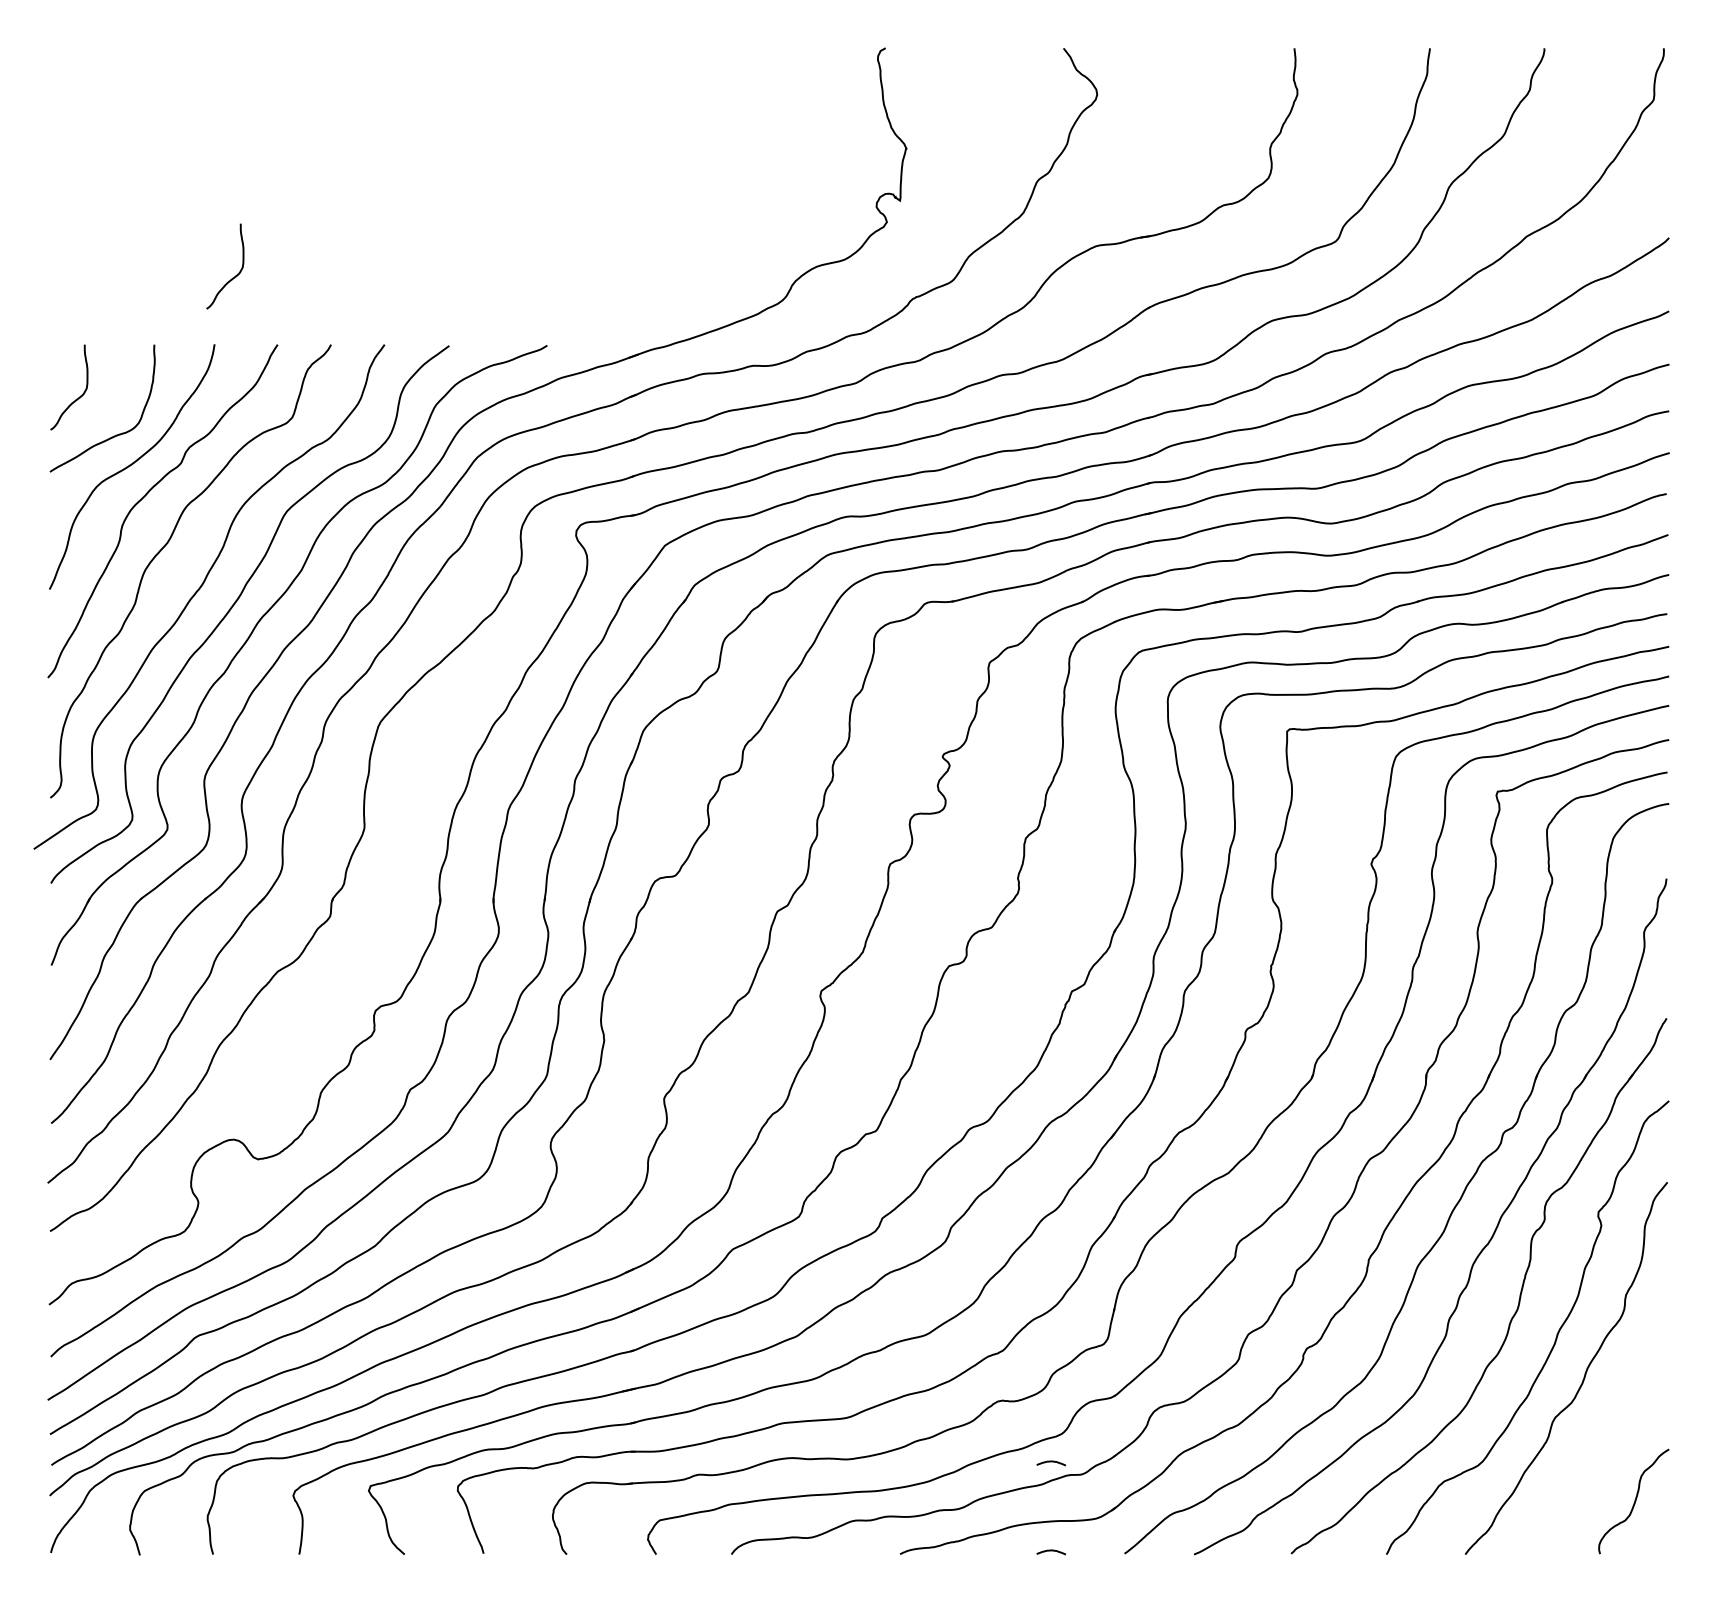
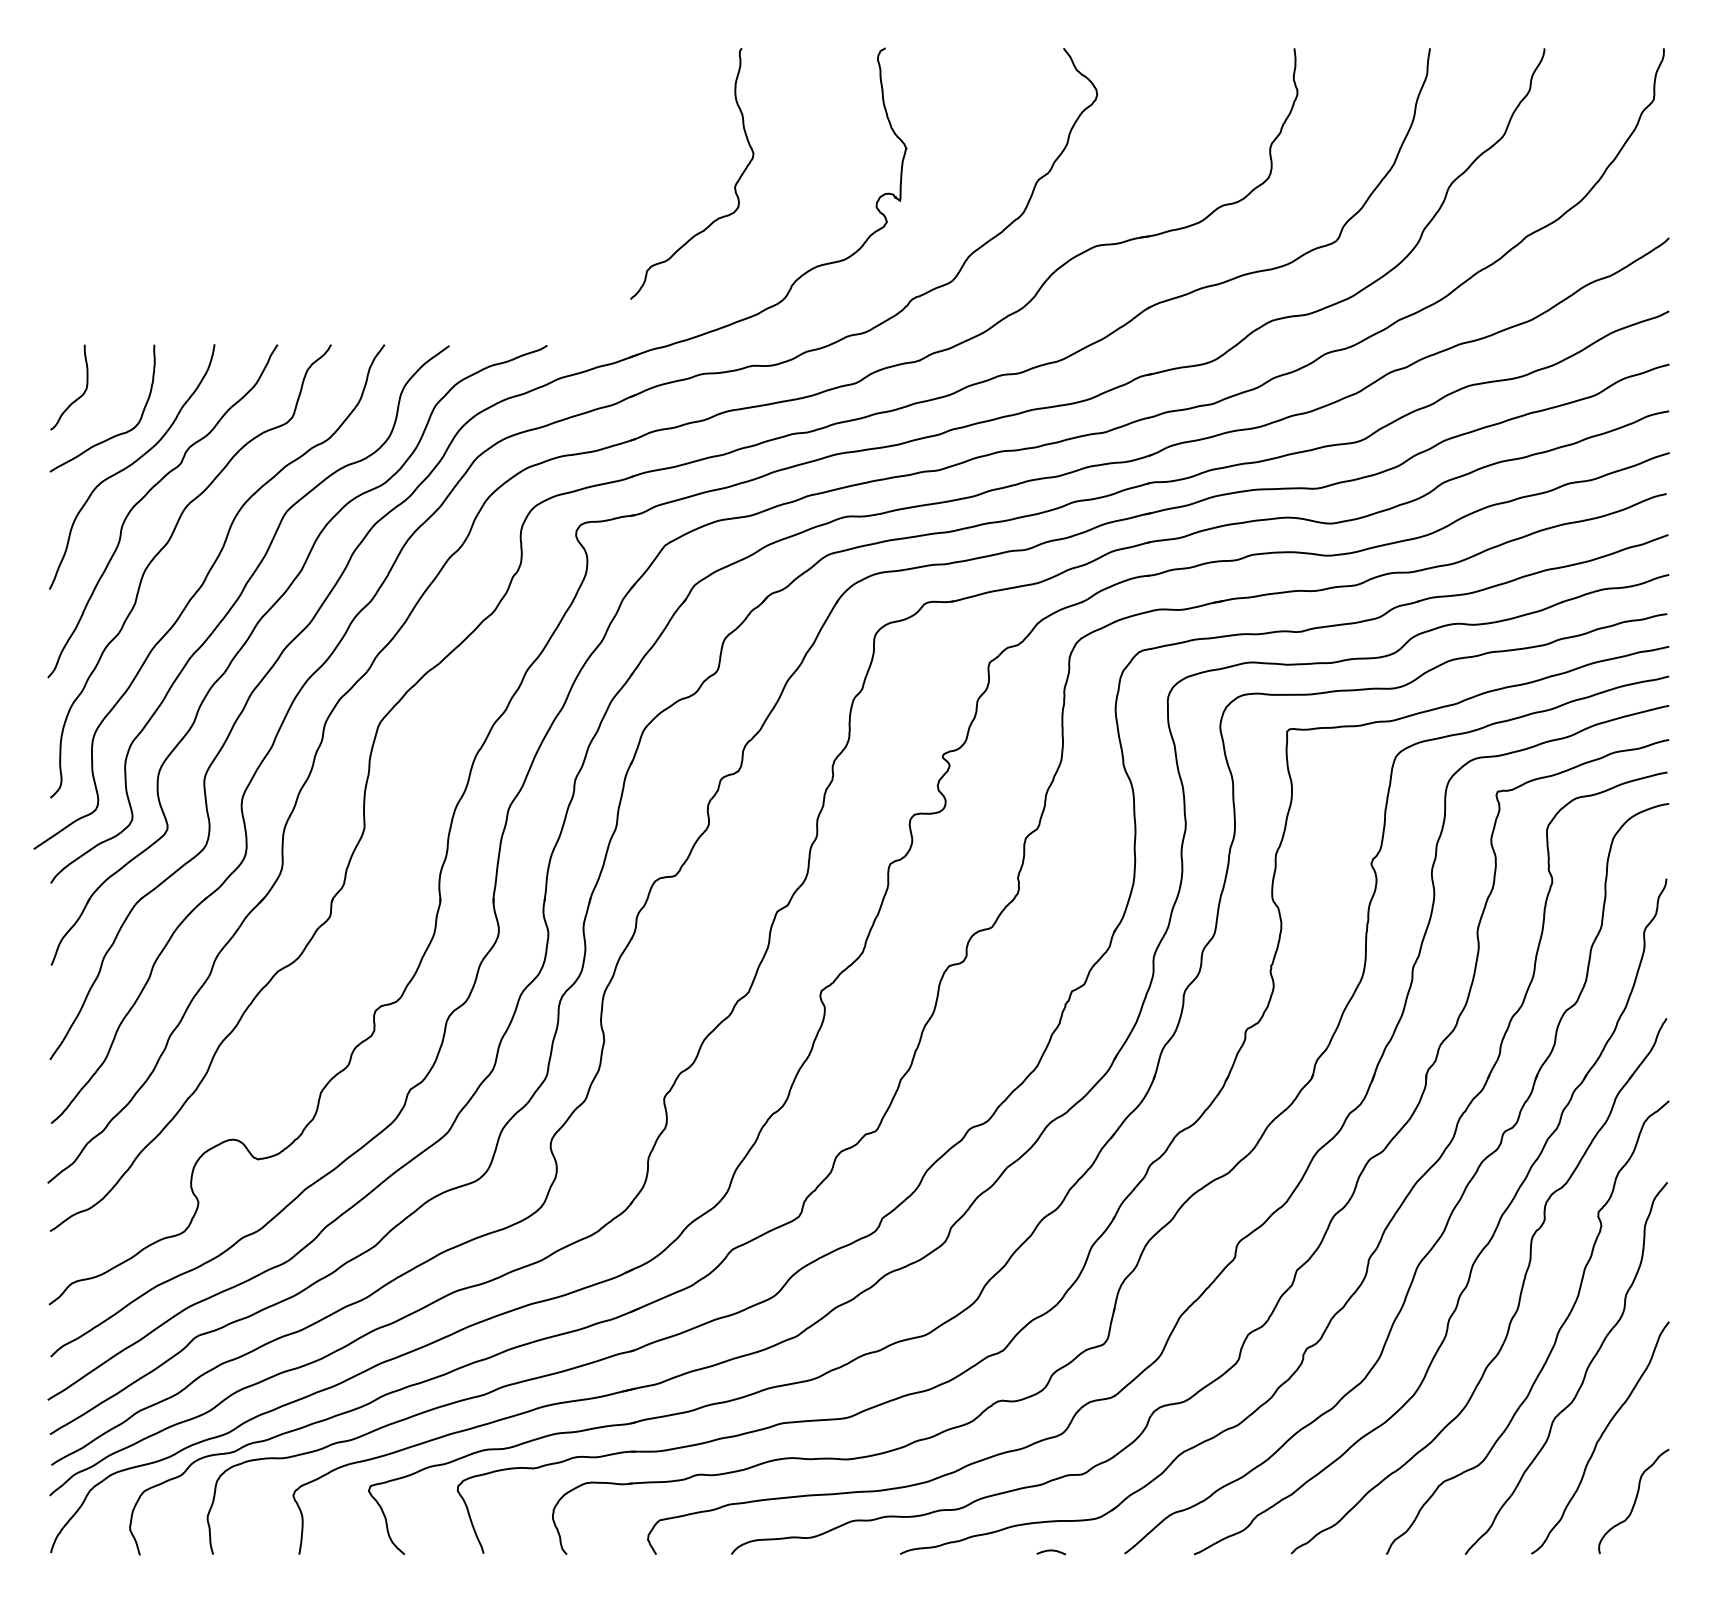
curve: none -> present (734, 185)
curve: present -> none (232, 277)
curve: none -> present (1600, 1437)
curve: present -> none (1050, 1462)
